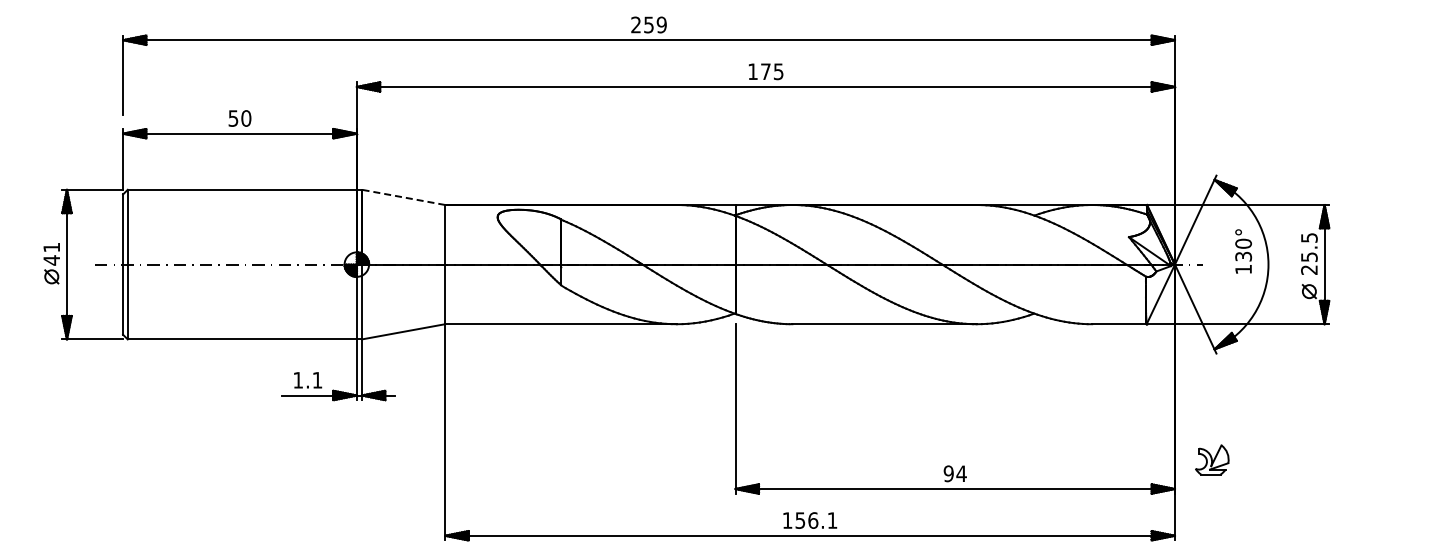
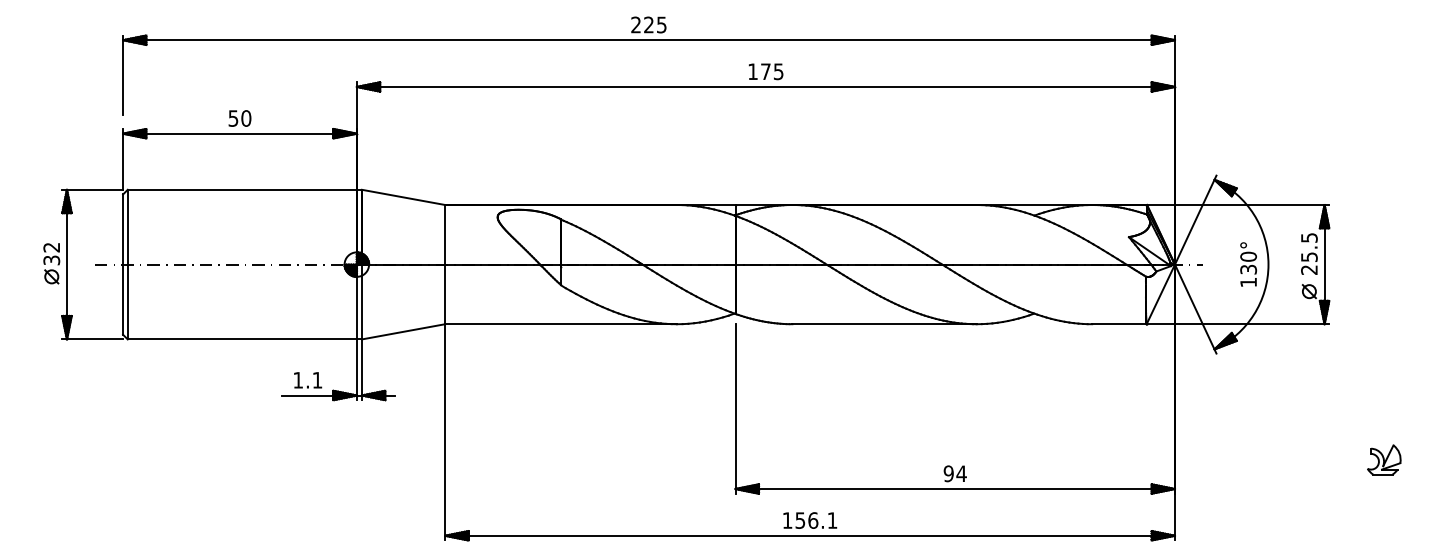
text: 259 -> 225 (655, 24)
line: dashed -> solid (403, 197)
text position: (1243, 251) -> (1248, 264) (1248, 264)
text: 41 -> 32 (51, 254)
part position: (1212, 459) -> (1384, 459) (1384, 459)
